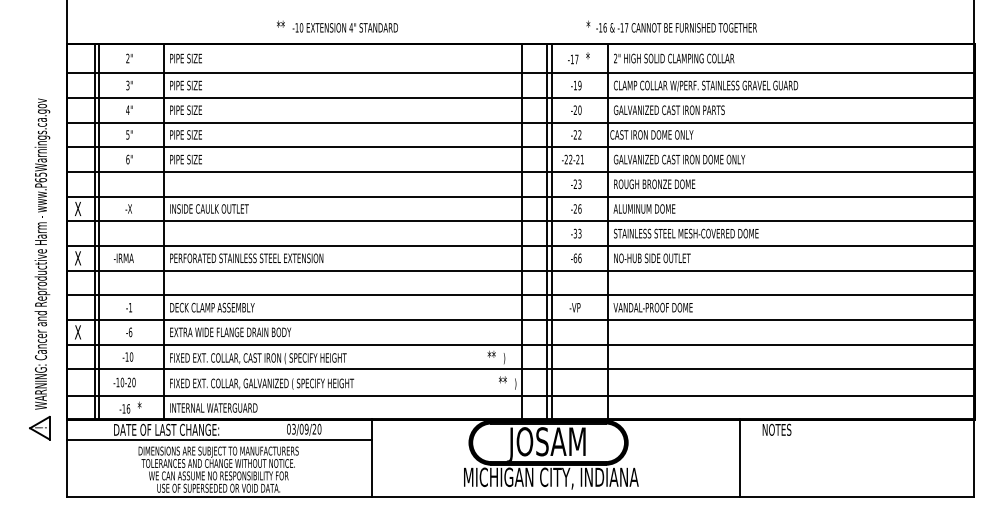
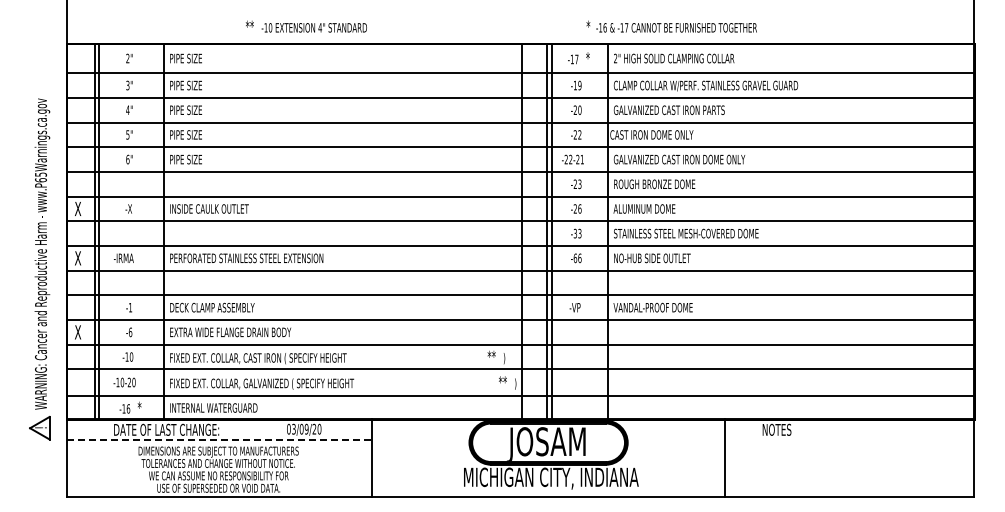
text position: (336, 26) -> (305, 26) (305, 26)
line: solid -> dashed (219, 440)
line position: (740, 457) -> (725, 457) (725, 457)
